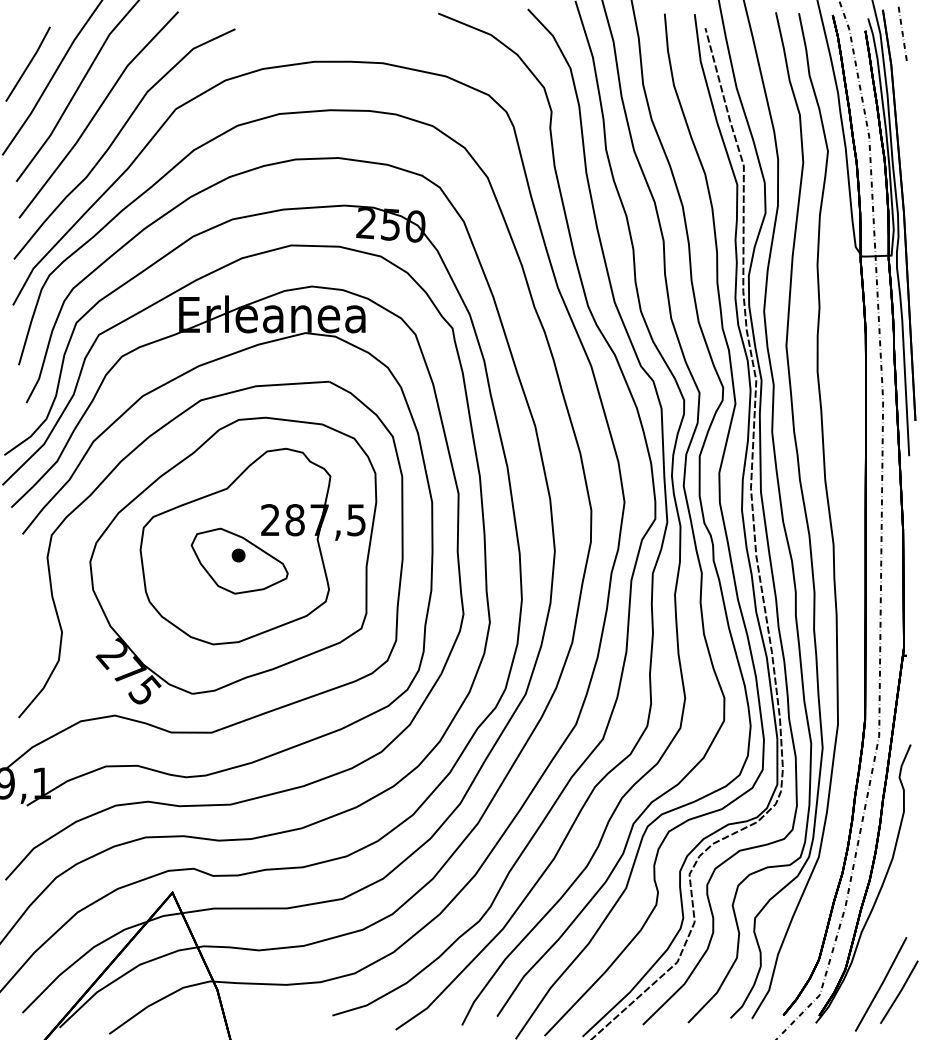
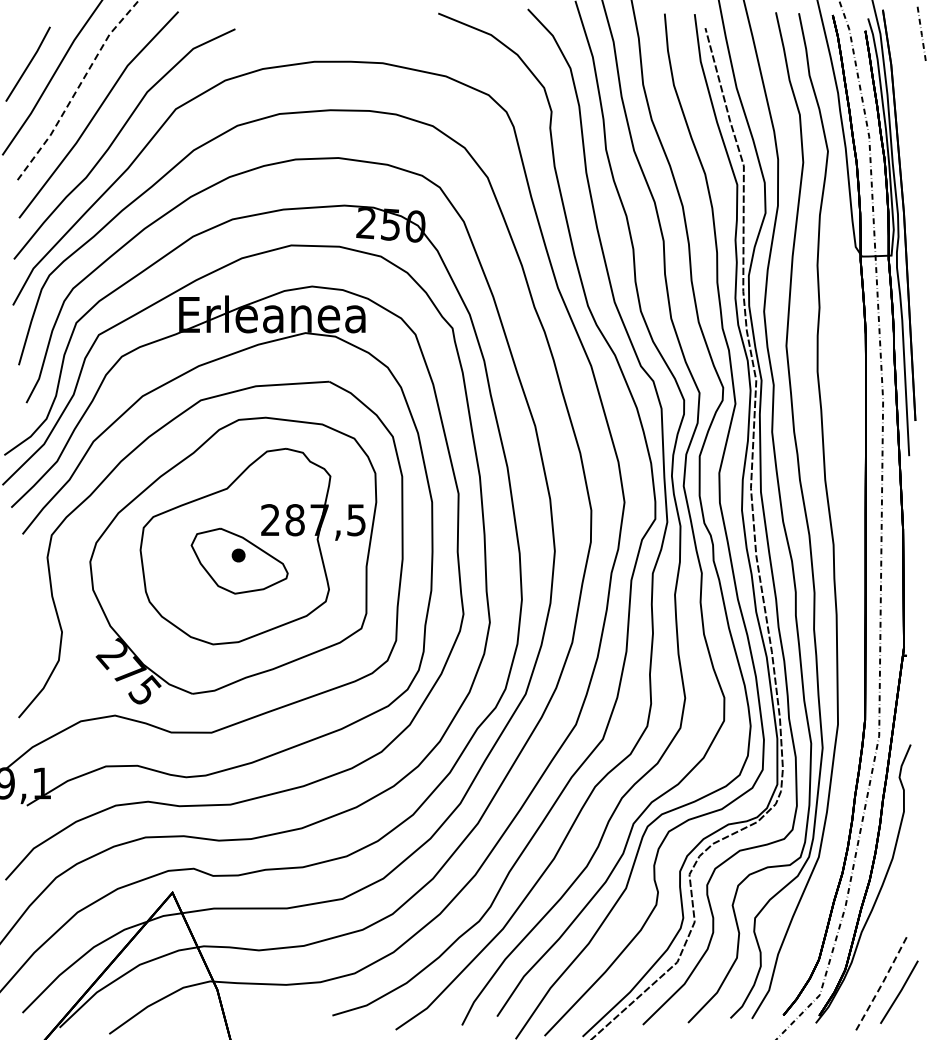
line position: (902, 33) -> (921, 33) (921, 33)
line: solid -> dashed (76, 90)
line: solid -> dashed (881, 984)
